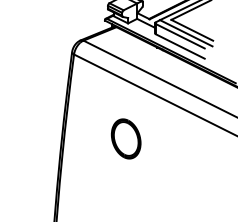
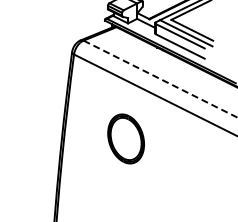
line: solid -> dashed (160, 79)
part size: 31x42 px -> 38x52 px (125, 138)
